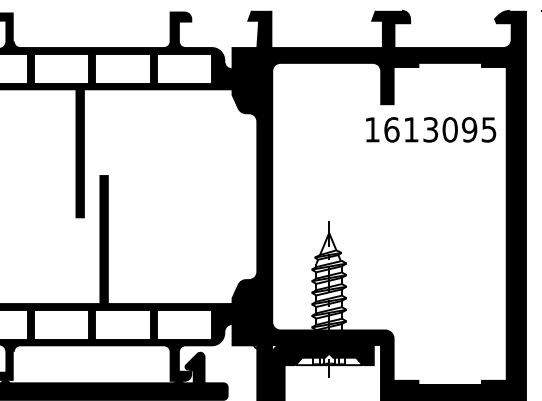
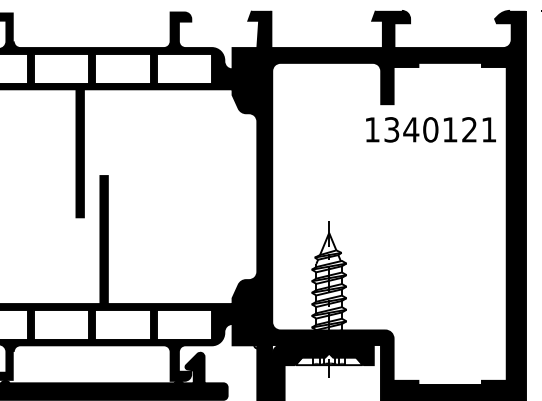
text: 1613095 -> 1340121 (440, 129)
